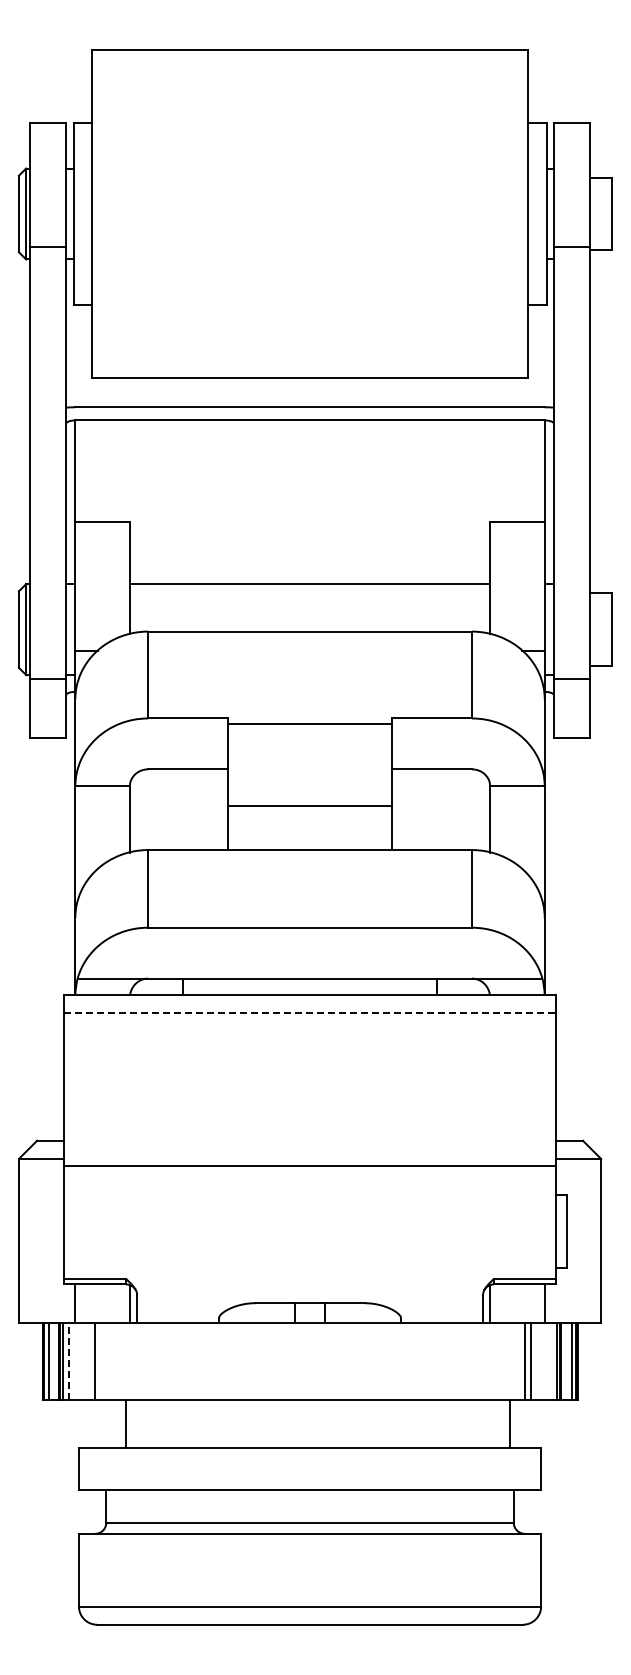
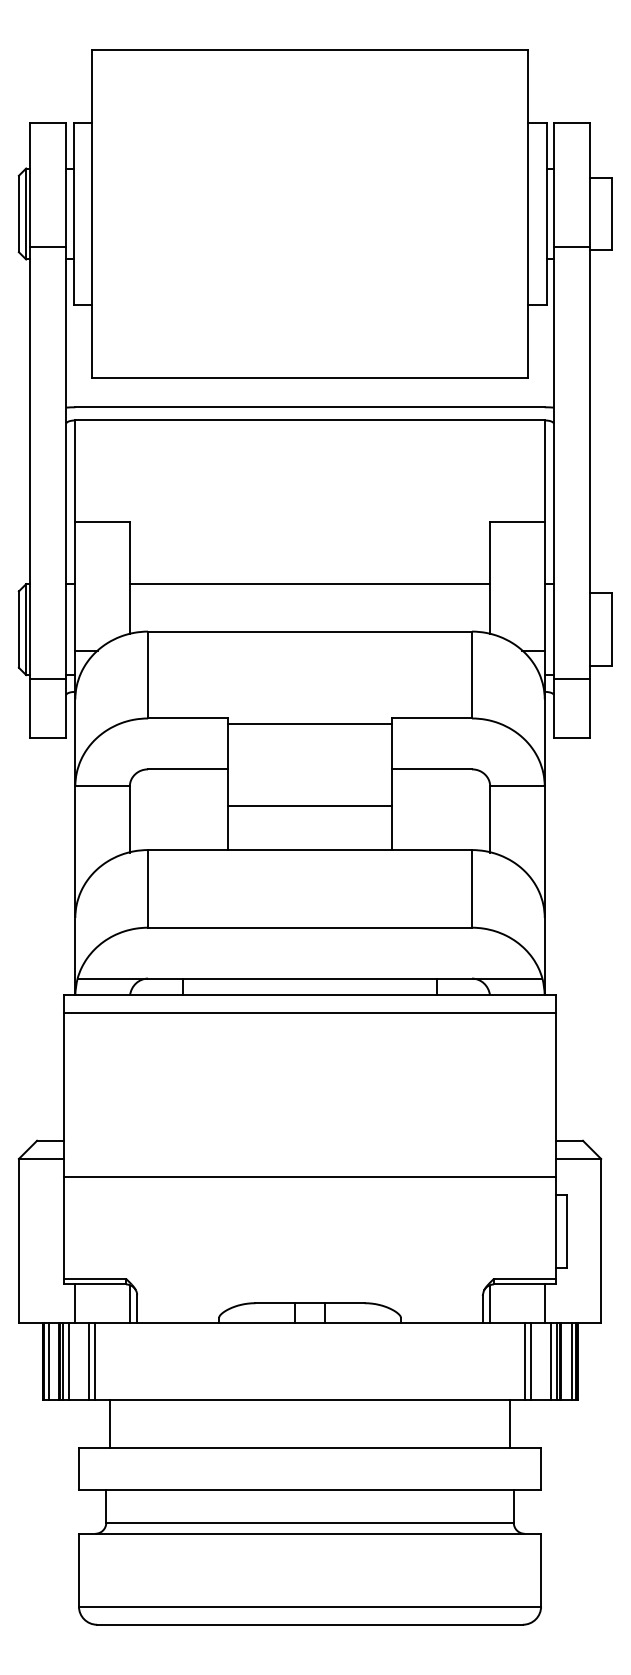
line: dashed -> solid (310, 1013)
line position: (309, 1166) -> (309, 1177) (309, 1177)
line: dashed -> solid (69, 1360)
line: none -> present (89, 1360)
line: none -> present (550, 1360)
line position: (125, 1423) -> (109, 1423) (109, 1423)
